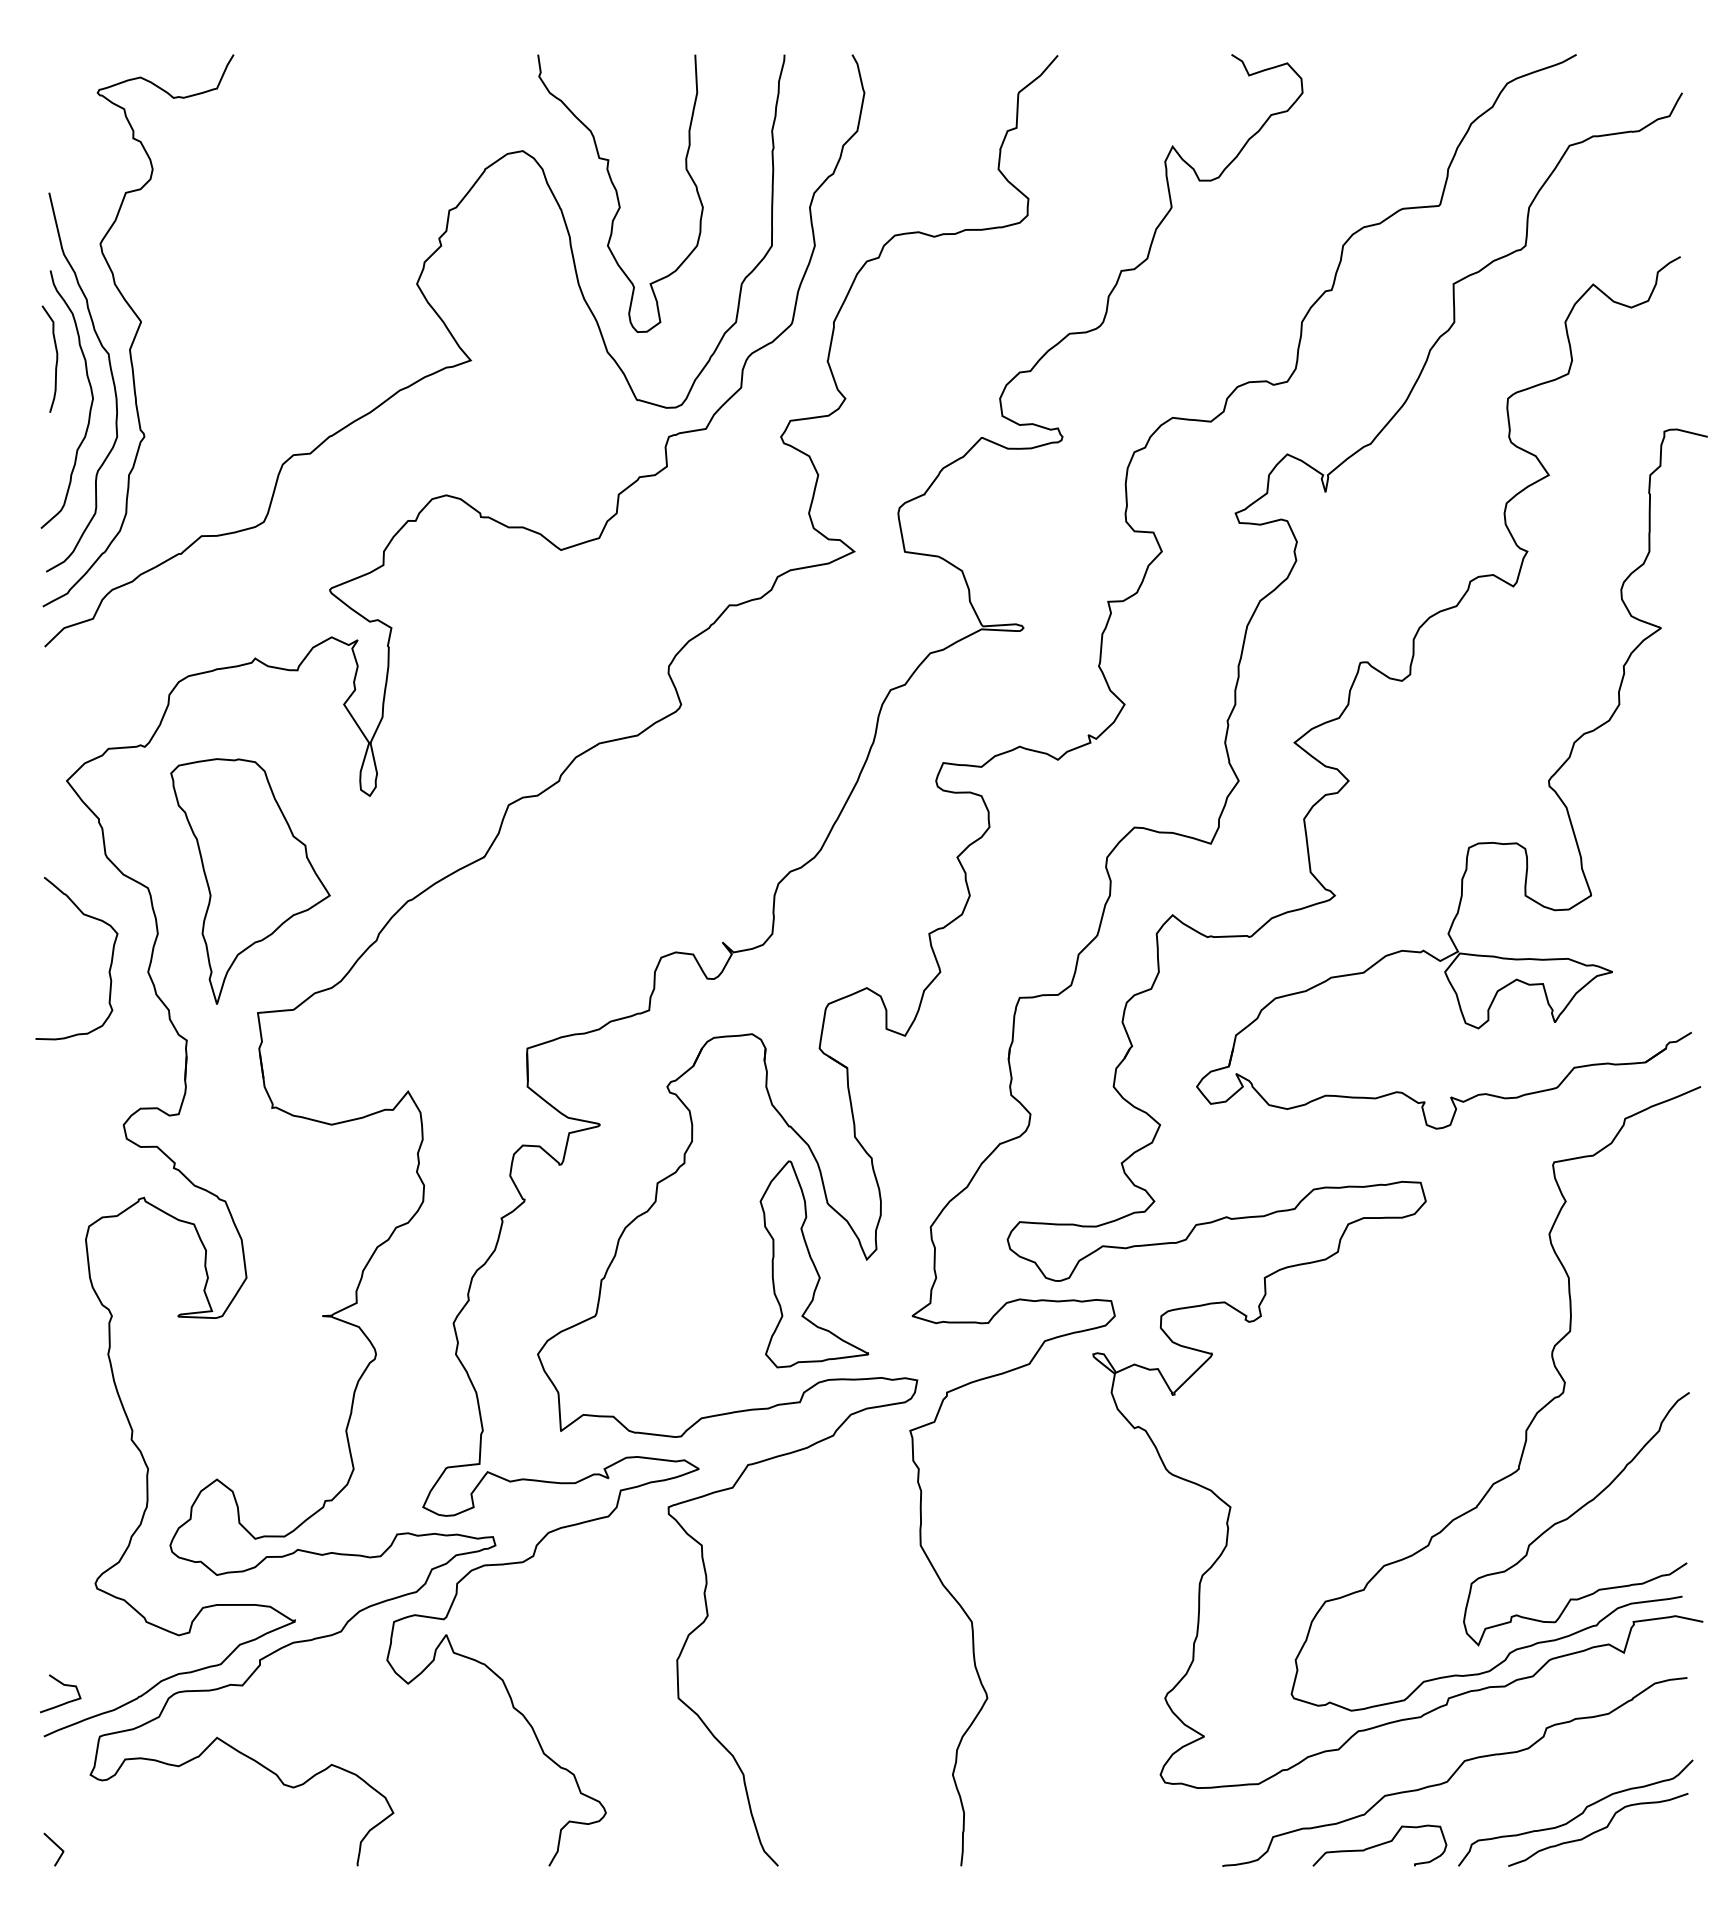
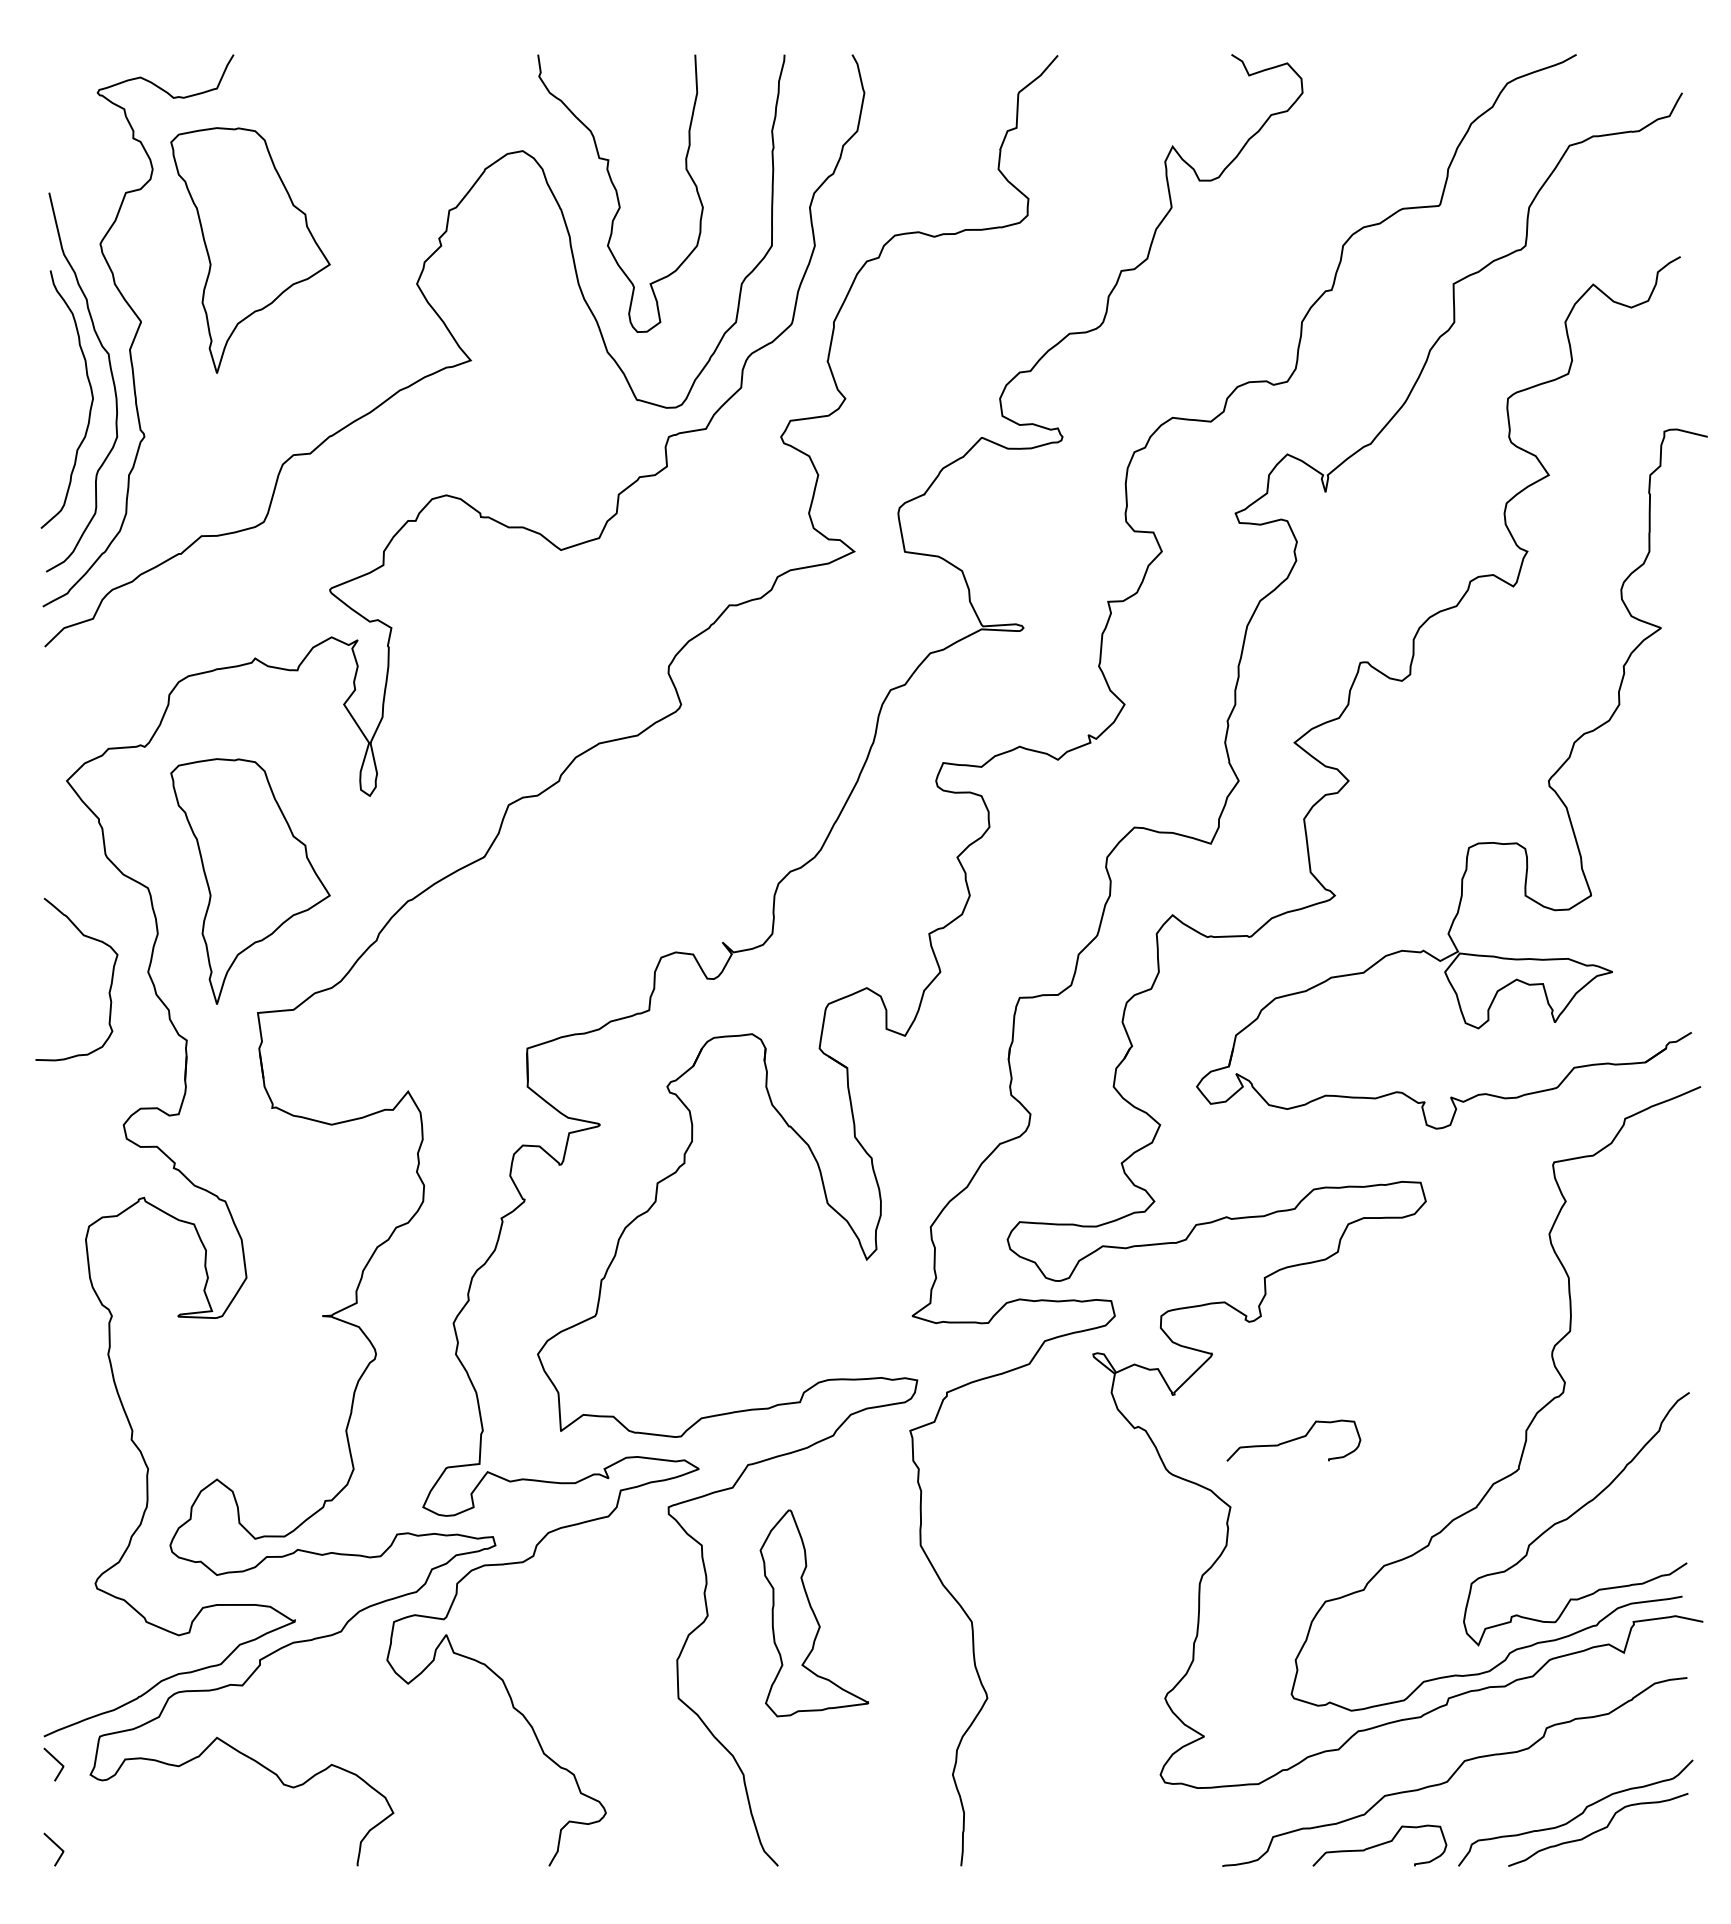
part: none -> present (250, 250)
curve: present -> none (56, 358)
curve position: (109, 966) -> (109, 987) (109, 987)
part position: (814, 1264) -> (814, 1613) (814, 1613)
curve: none -> present (1293, 1440)
curve: present -> none (63, 1685)
line: none -> present (56, 1761)
